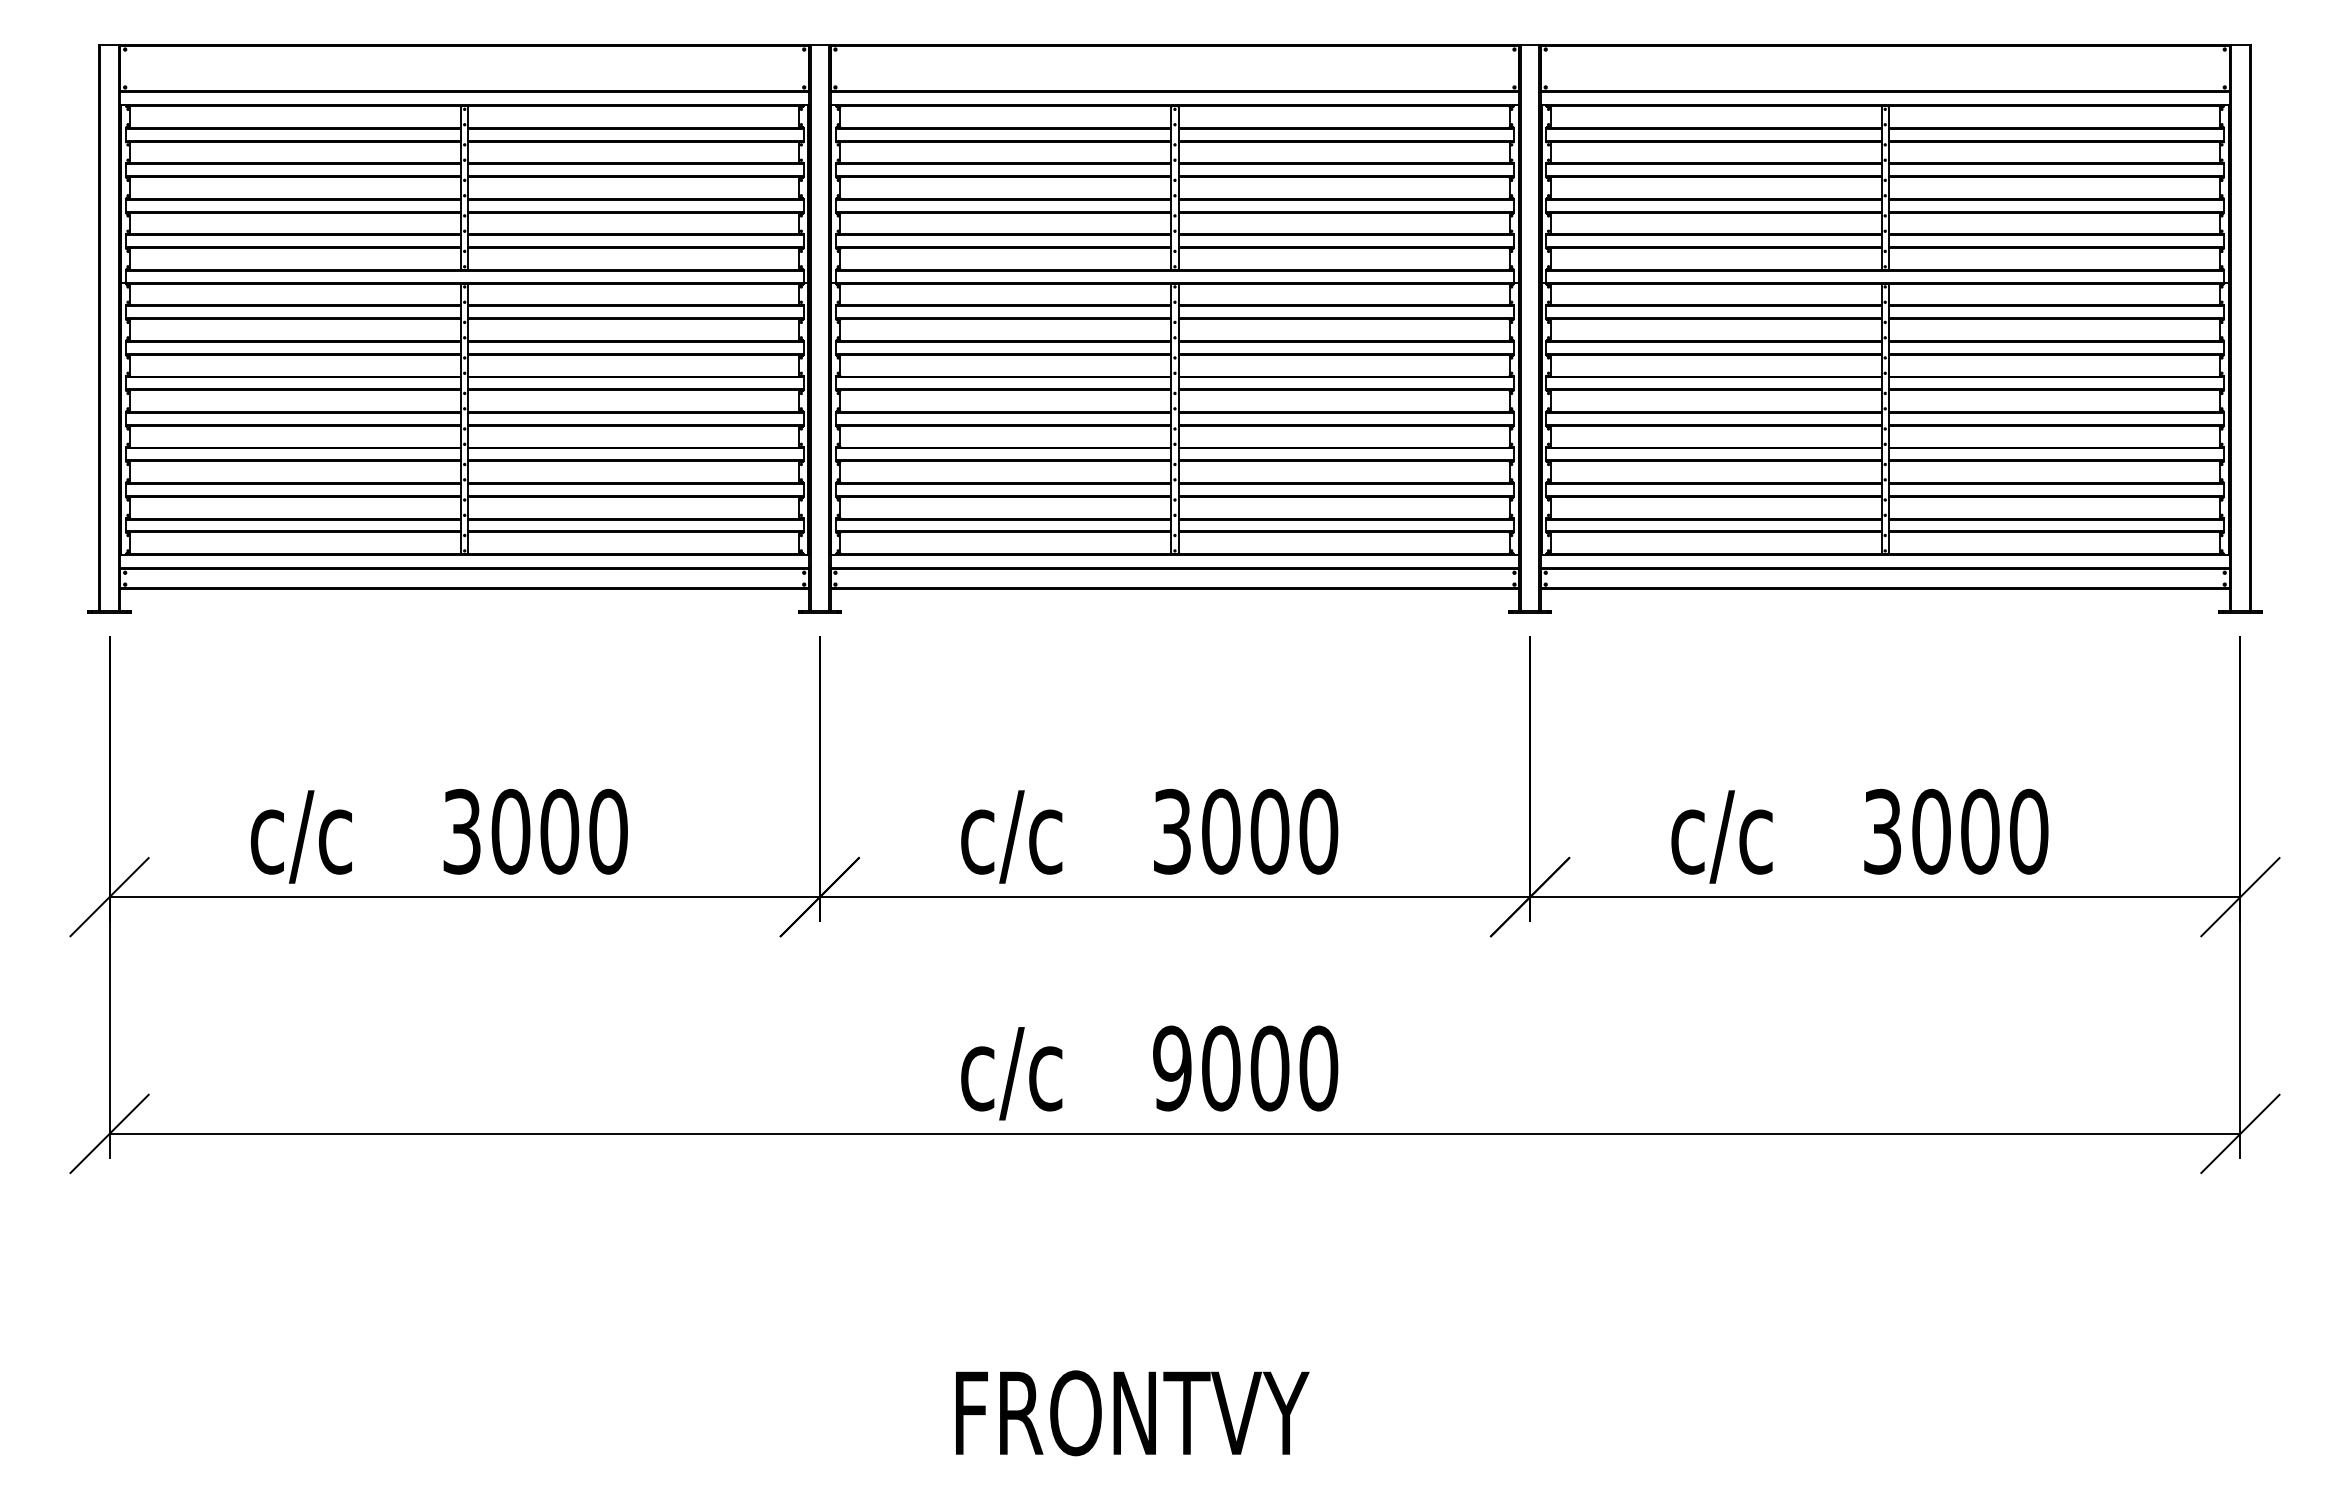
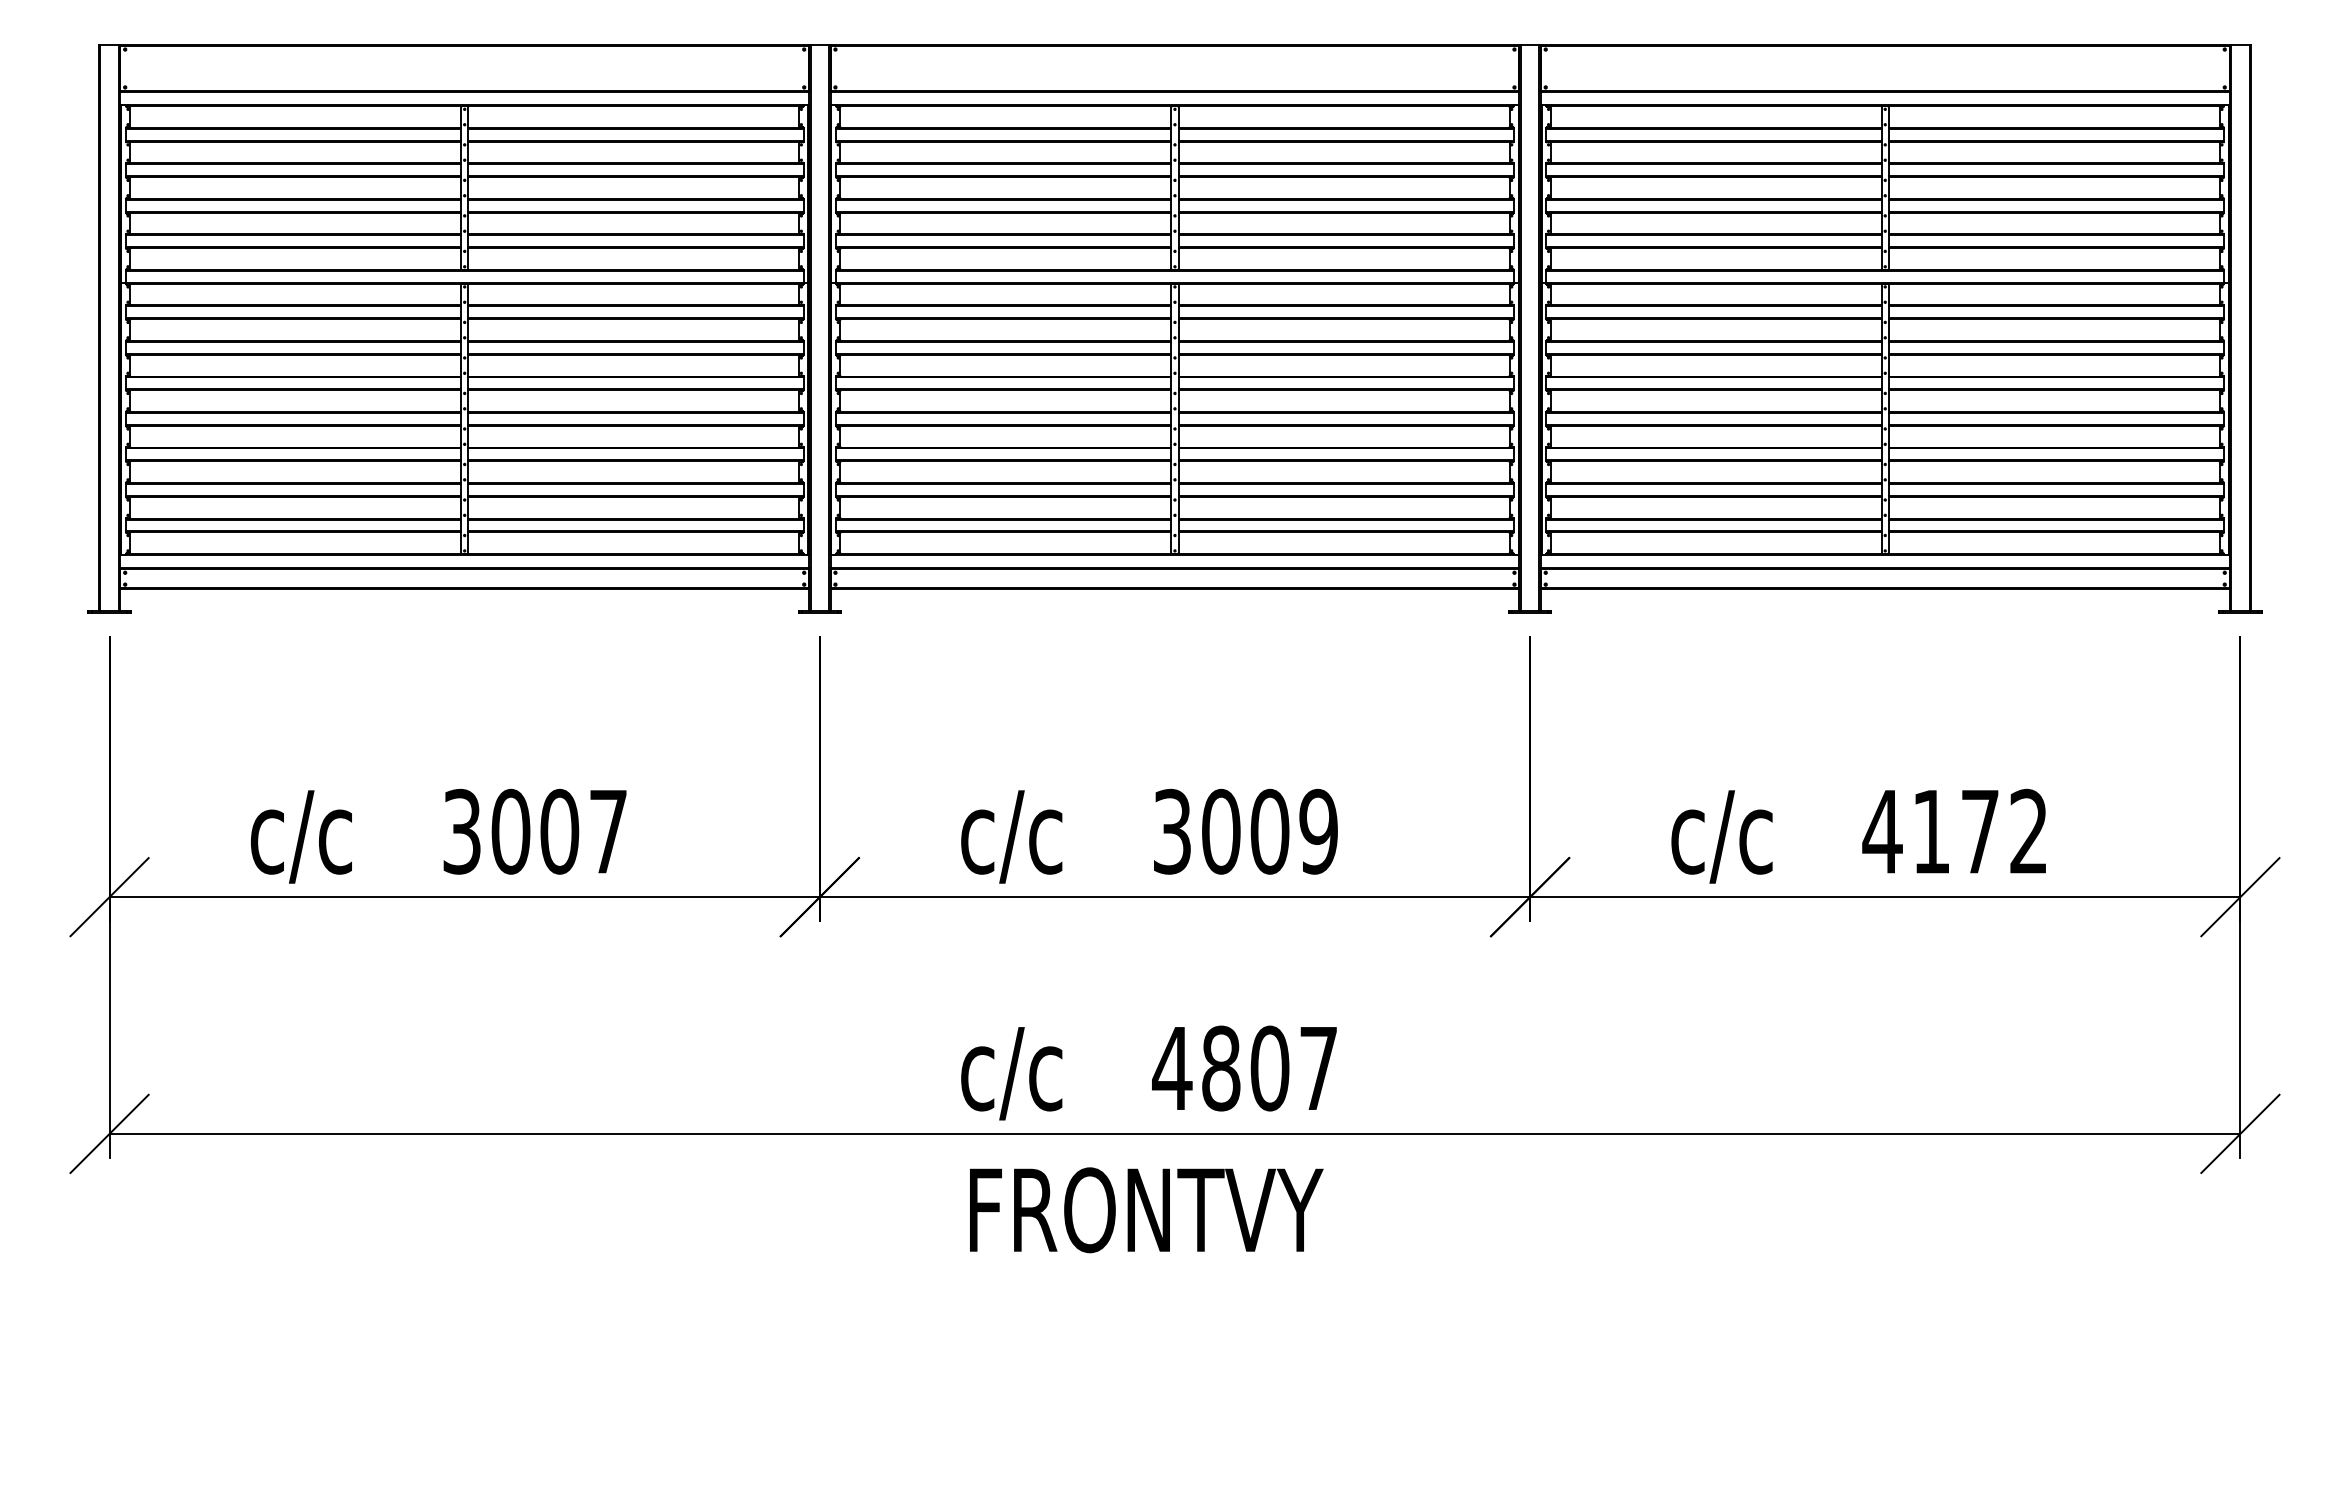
text: 3000 -> 3007 (608, 831)
text: 3000 -> 3009 (1318, 831)
text: 3000 -> 4172 (1955, 831)
text: 9000 -> 4807 (1245, 1068)
text position: (1132, 1413) -> (1146, 1210) (1146, 1210)
